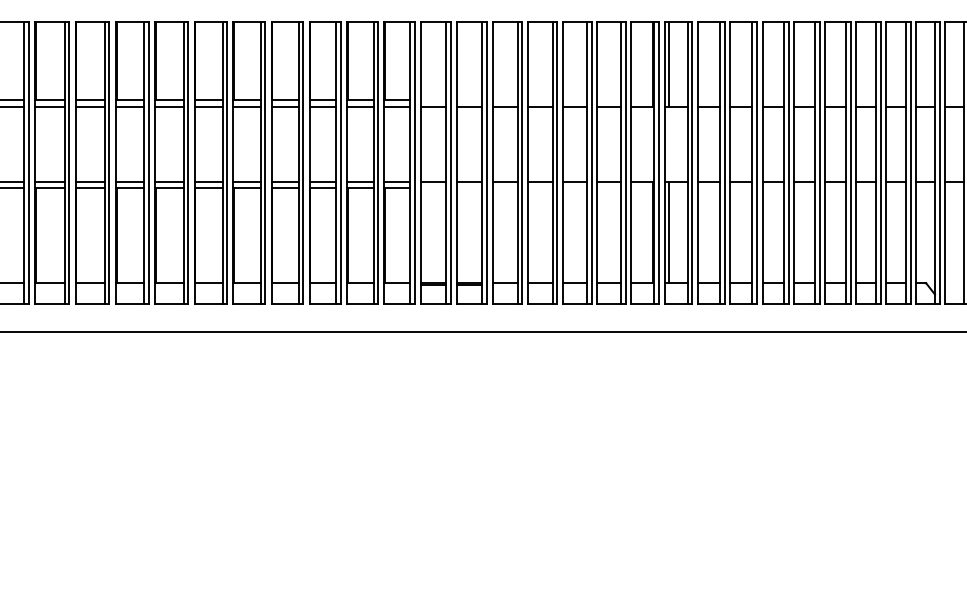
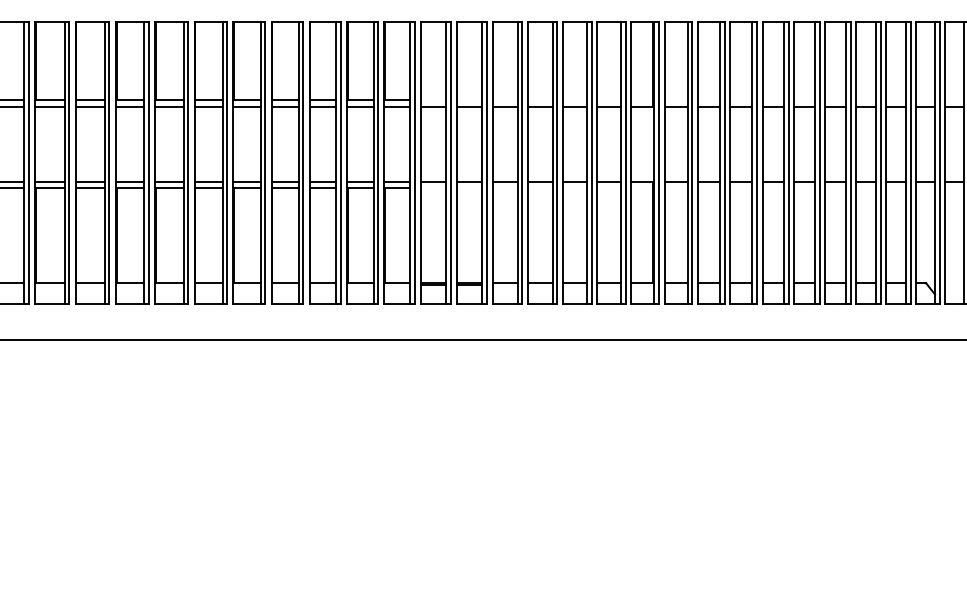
line: present -> none (669, 64)
line: present -> none (669, 232)
line position: (482, 332) -> (482, 340) (482, 340)
